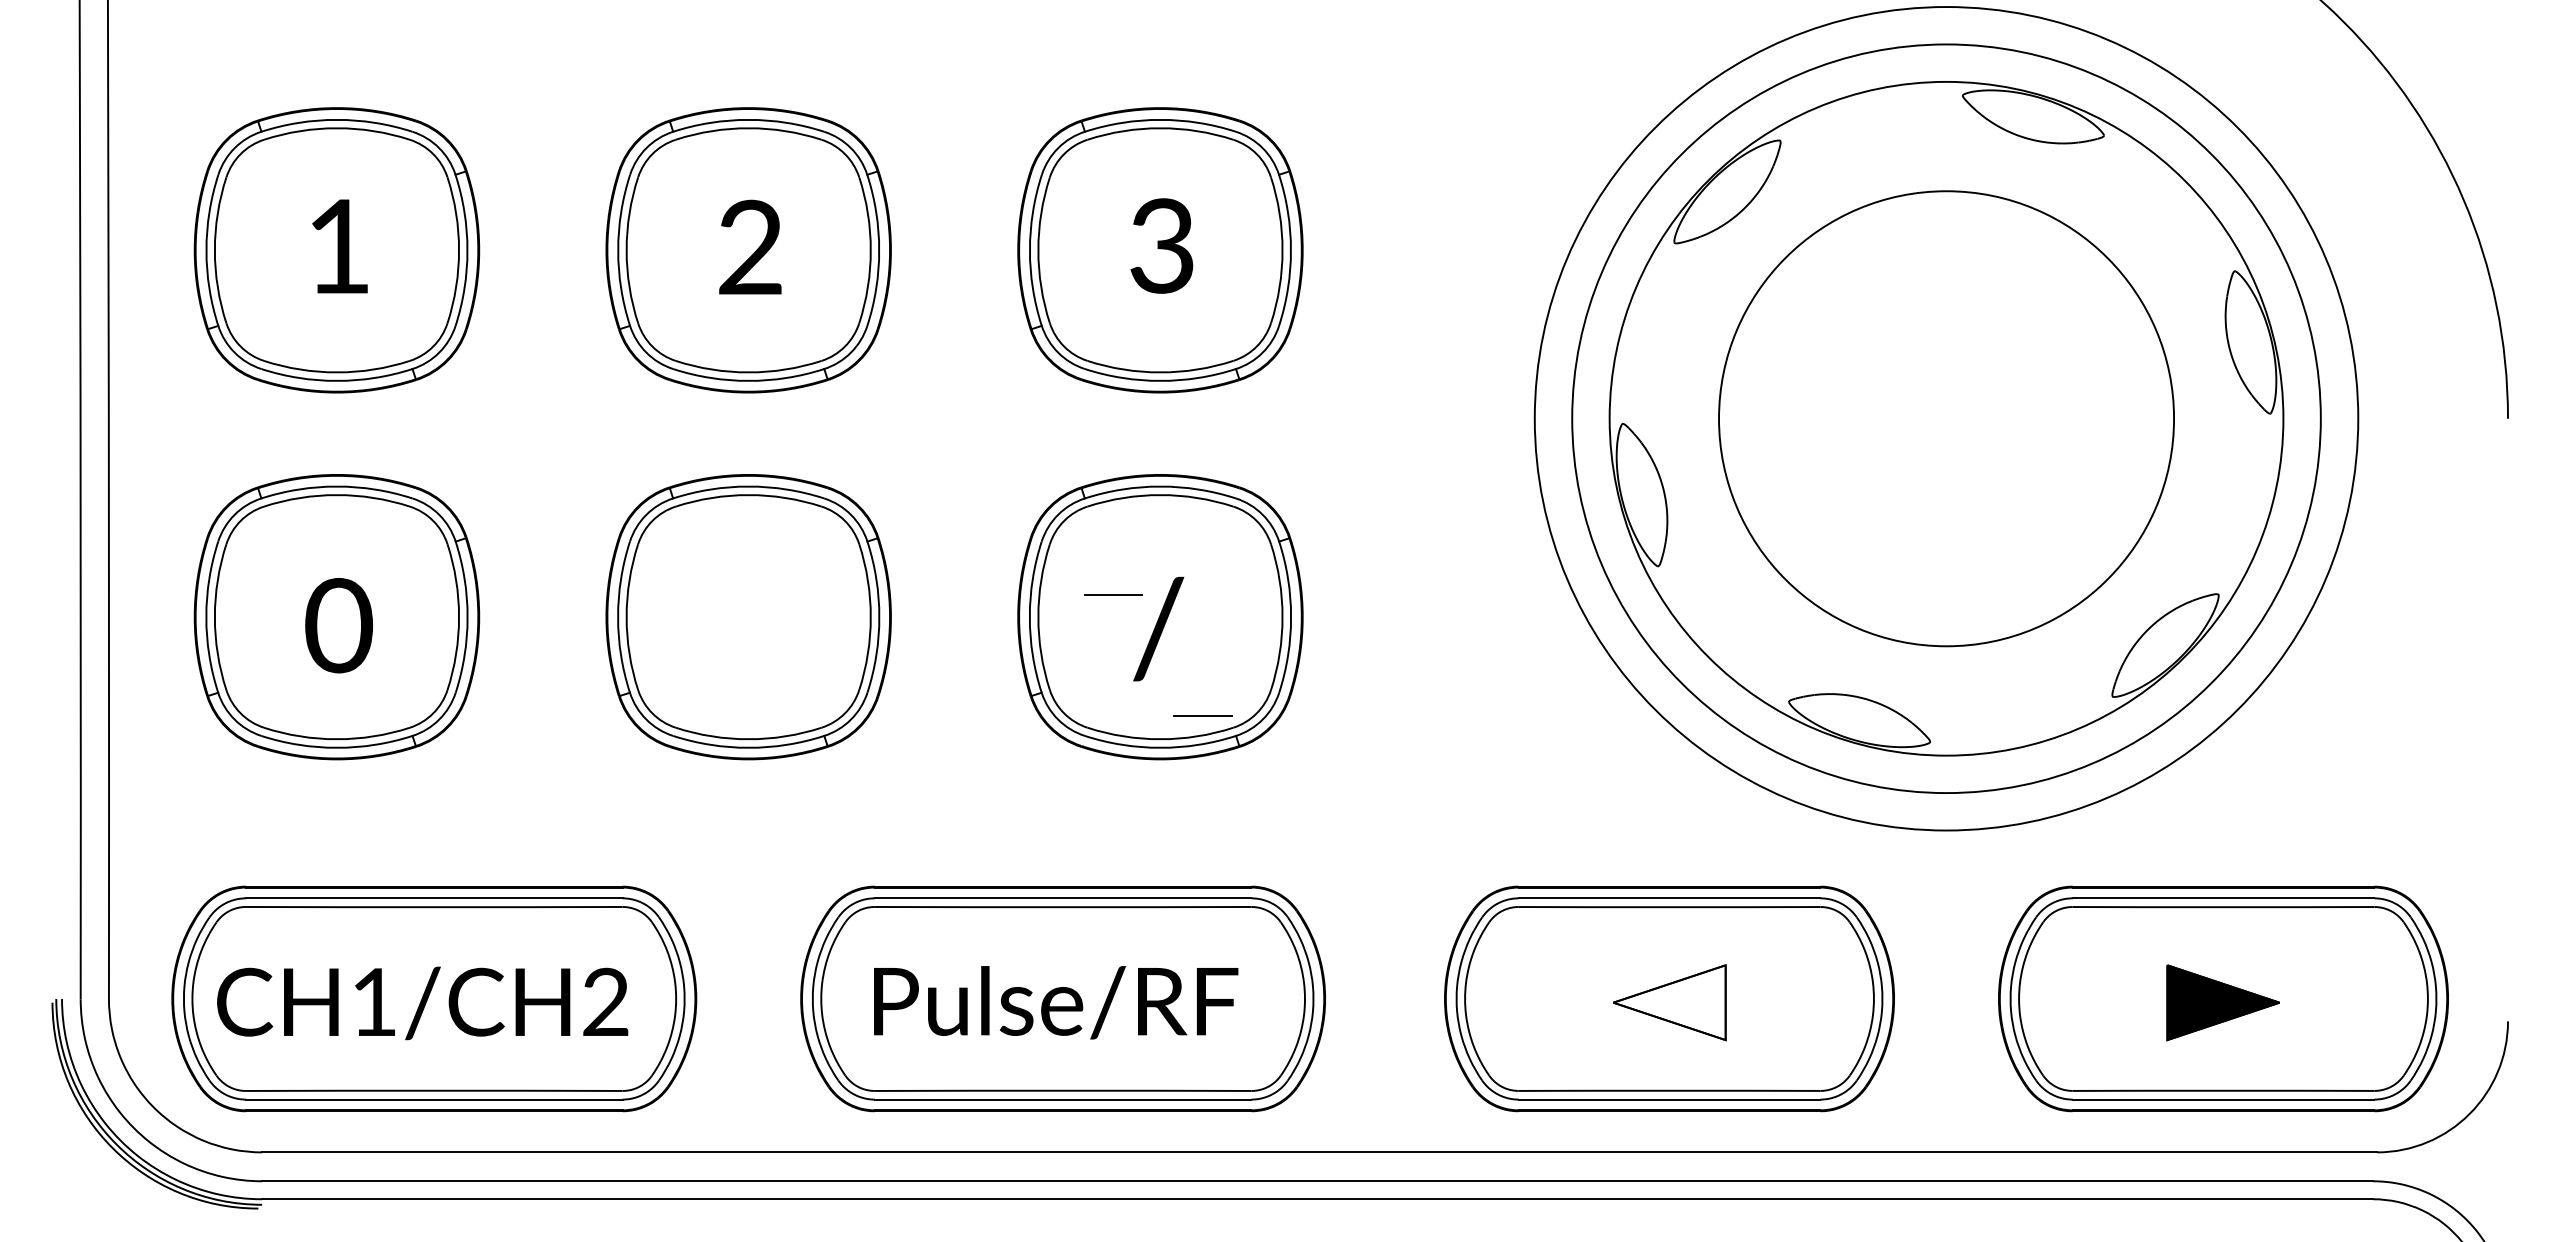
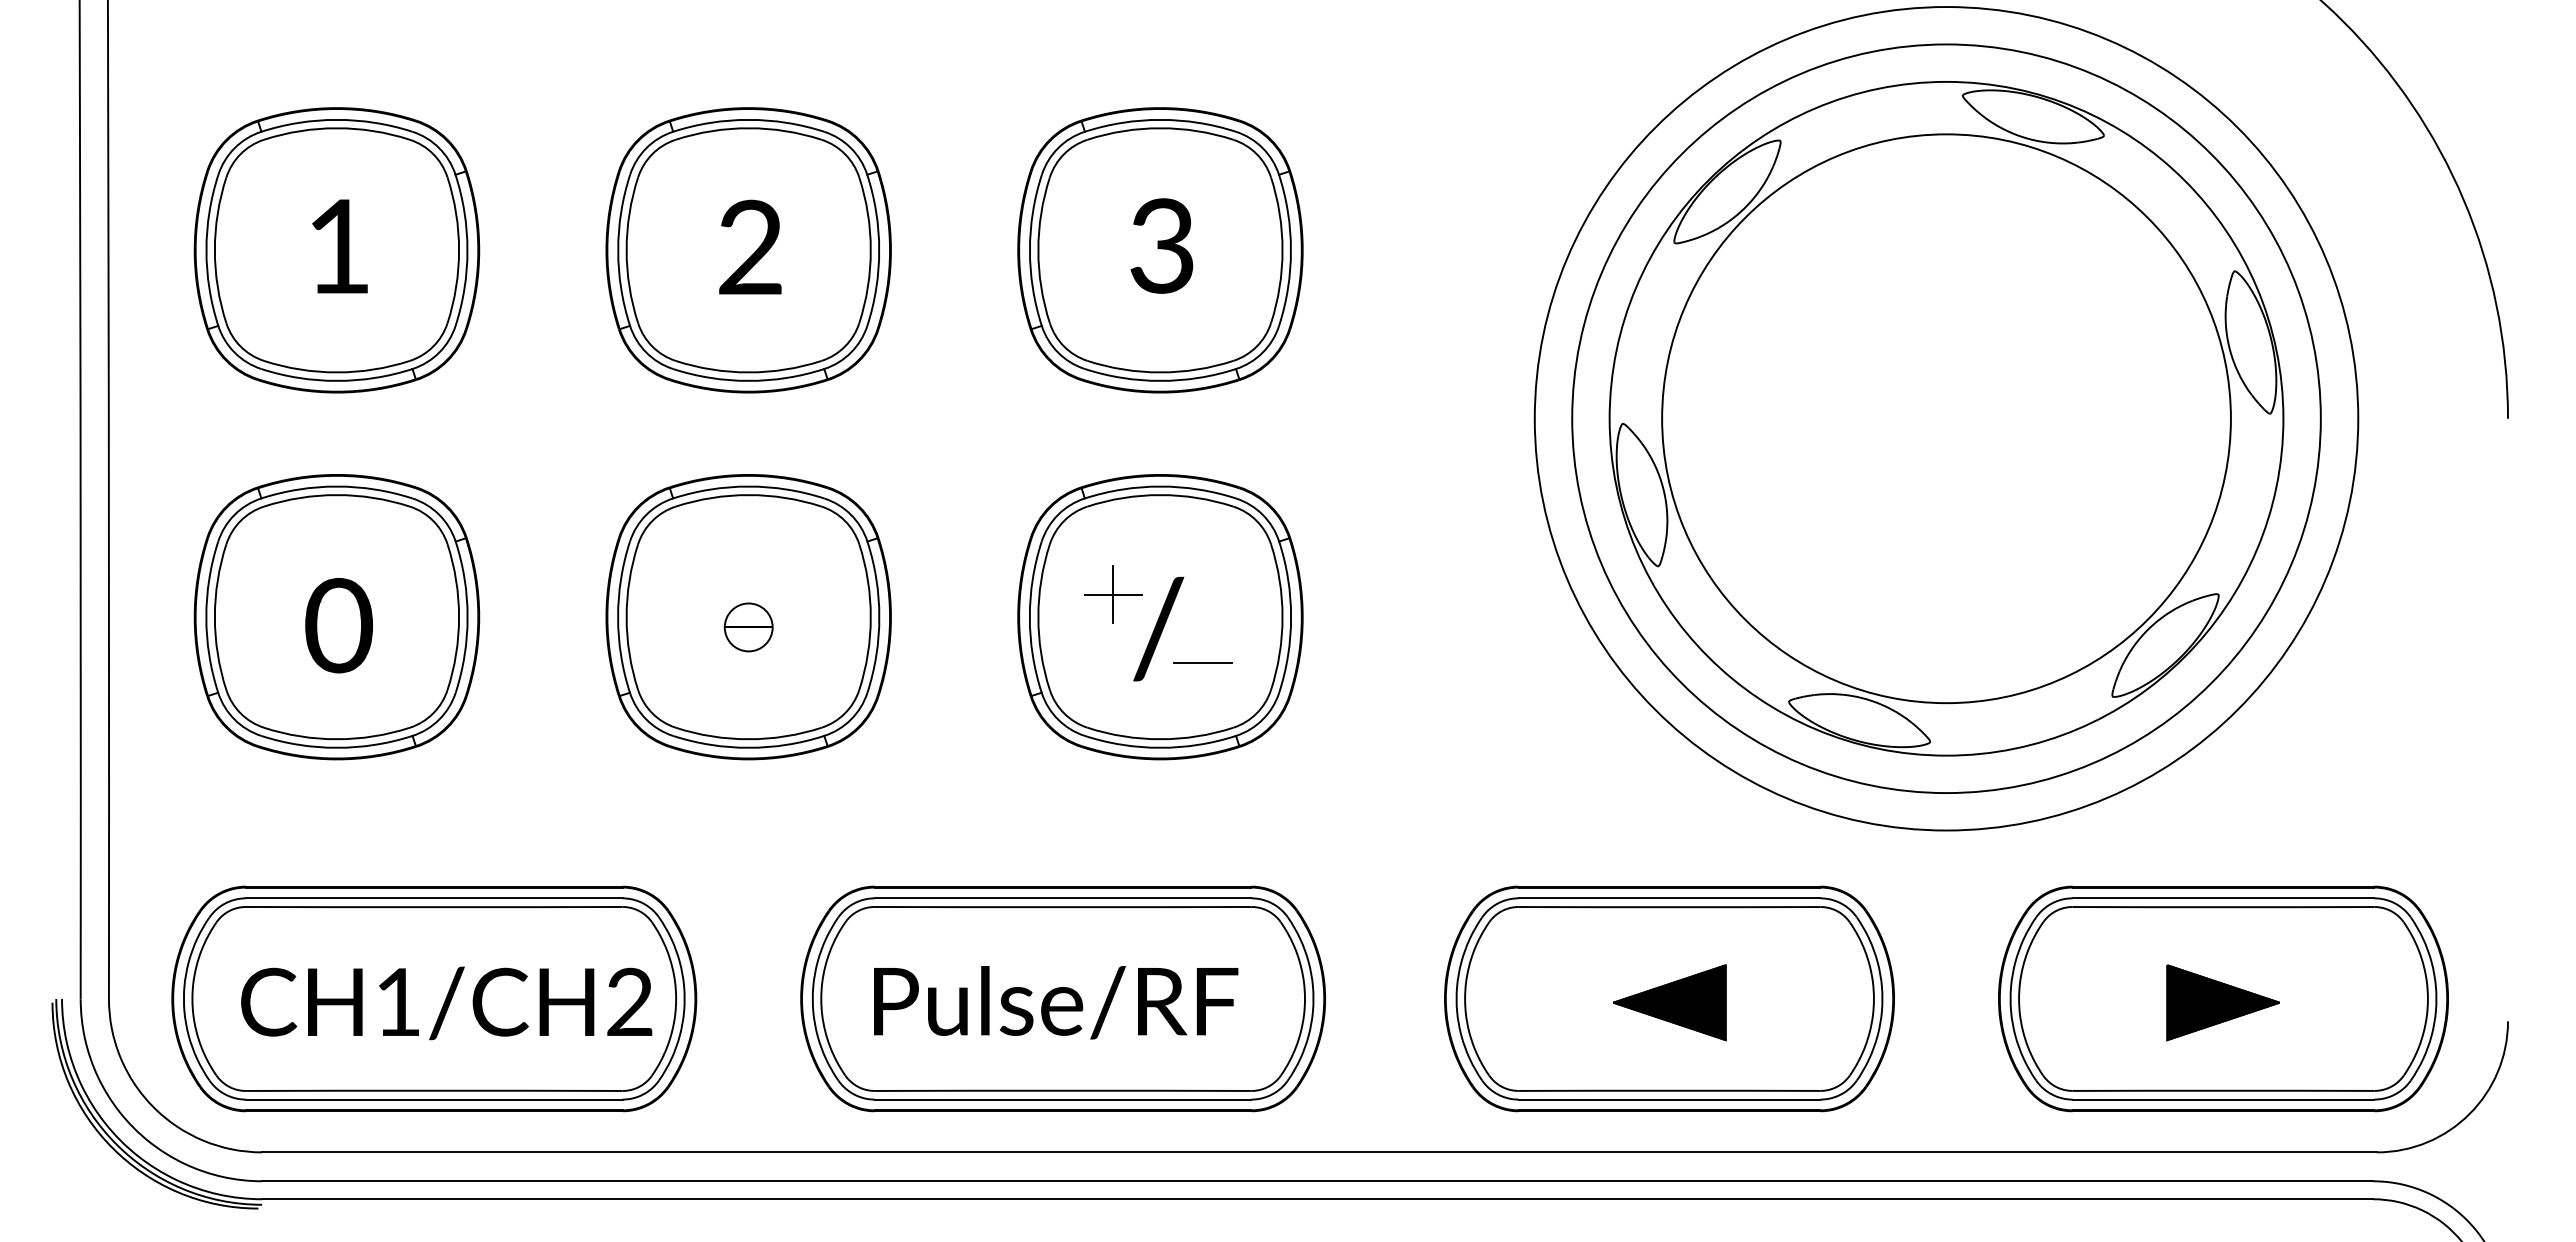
circle diameter: 455 px -> 569 px (1946, 418)
line: none -> present (1113, 594)
part: none -> present (748, 627)
line position: (1202, 715) -> (1202, 662) (1202, 662)
fill: none -> present (1669, 1002)
text position: (422, 1003) -> (446, 1003) (446, 1003)
